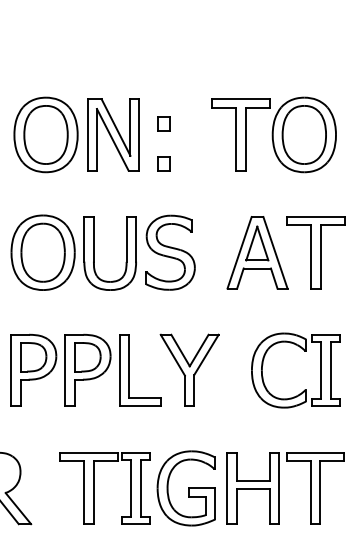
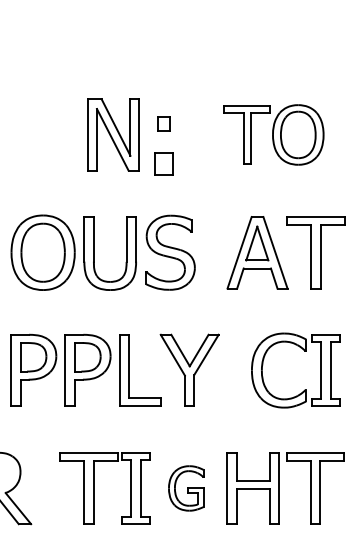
part: present -> none (45, 134)
part size: 126x78 px -> 102x62 px (273, 134)
part size: 14x16 px -> 20x24 px (163, 163)
part size: 60x77 px -> 37x47 px (186, 488)
